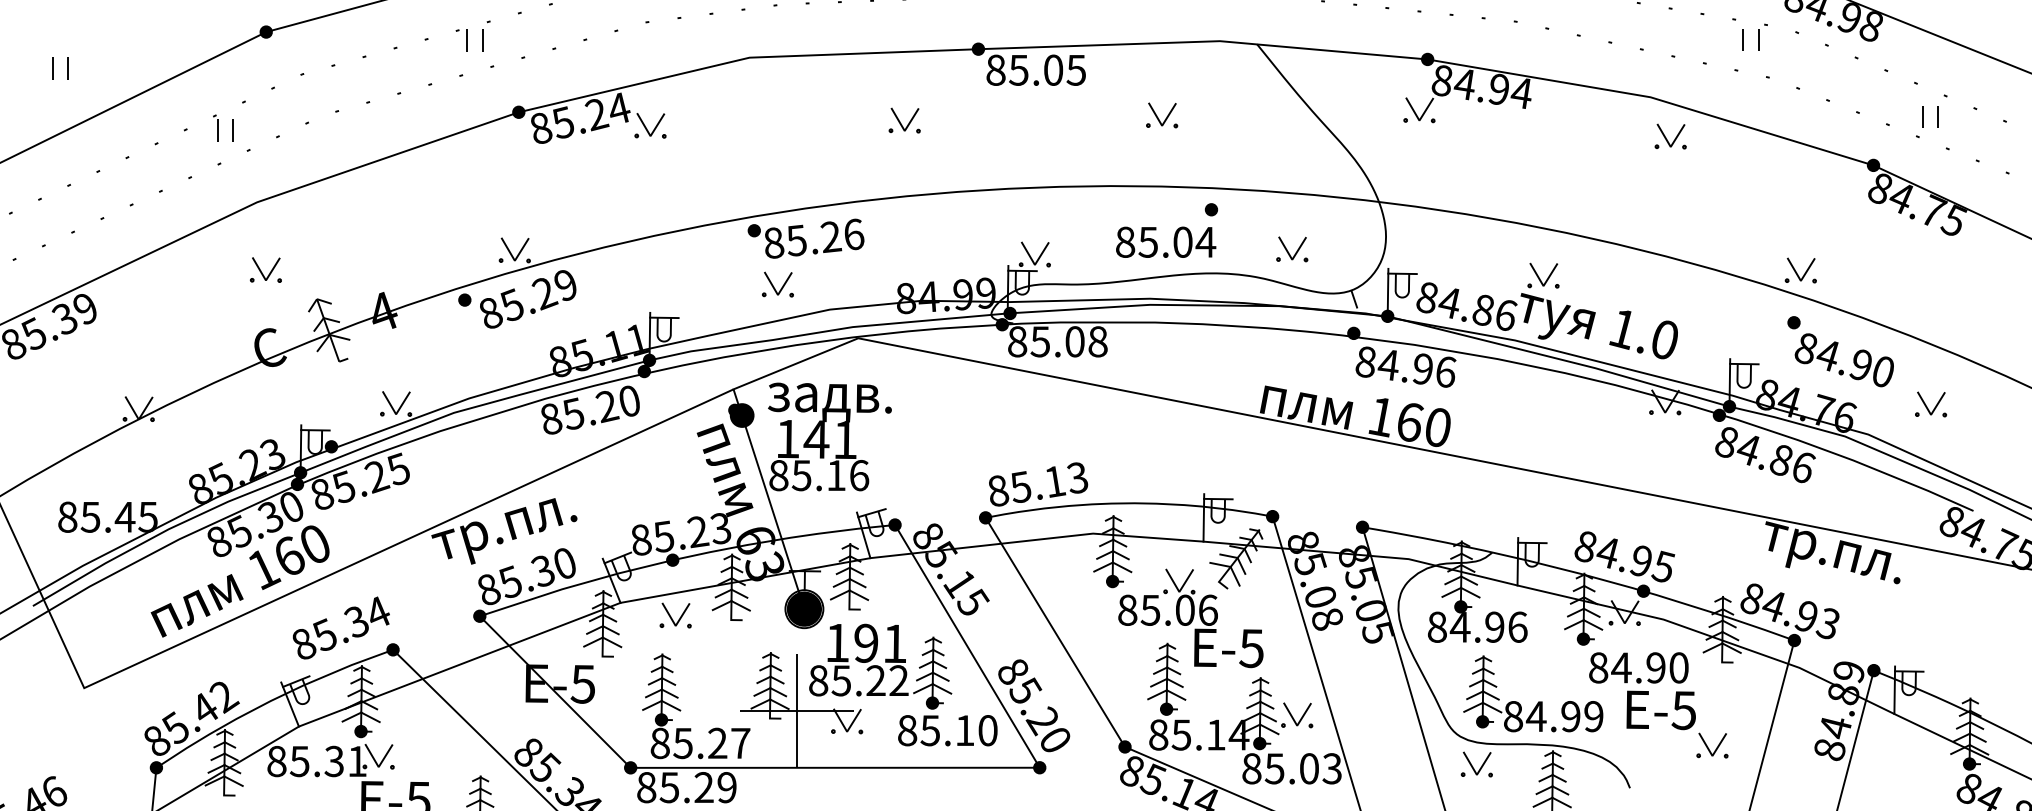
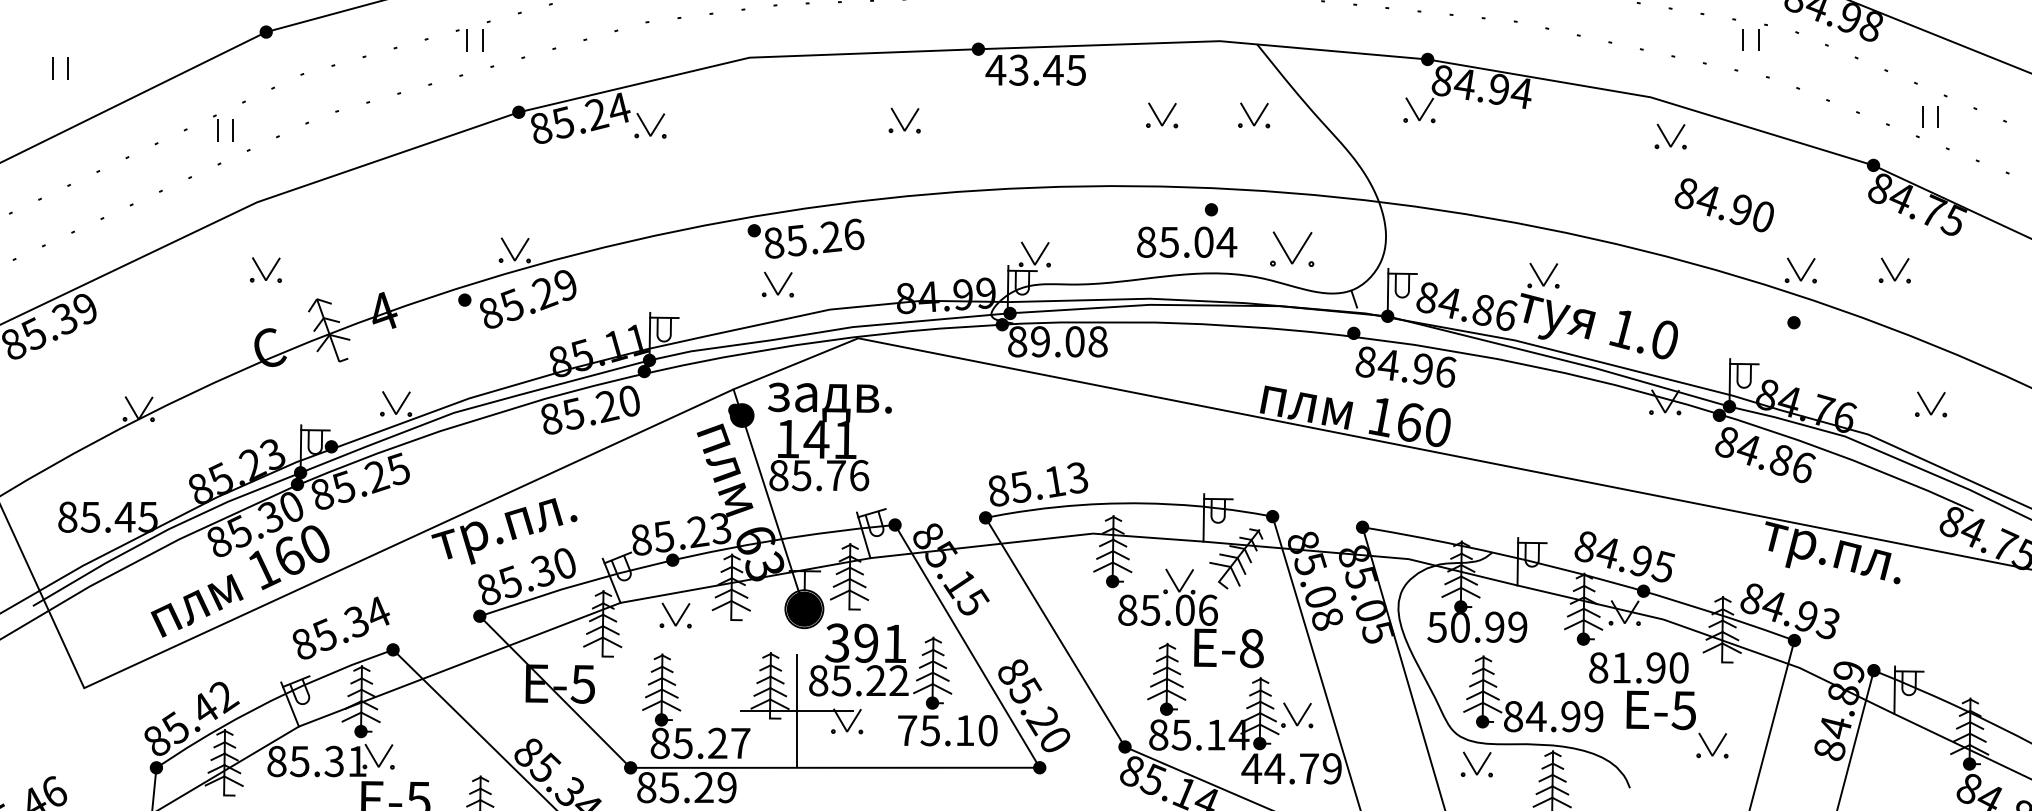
text: 85.05 -> 43.45 (1024, 69)
part: none -> present (1254, 115)
text position: (1166, 241) -> (1187, 241) (1187, 241)
part size: 33x27 px -> 45x36 px (1292, 248)
part: none -> present (1894, 270)
text: 85.08 -> 89.08 (1039, 341)
text position: (1843, 360) -> (1723, 205) (1723, 205)
text: 85.16 -> 85.76 (836, 475)
text: 84.96 -> 50.99 (1477, 626)
text: 191 -> 391 (836, 642)
text: -5 -> -8 (1251, 648)
text: 84.90 -> 81.90 (1621, 667)
text: 85.10 -> 75.10 (907, 730)
text: 85.03 -> 44.79 (1291, 768)
